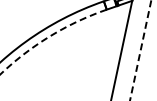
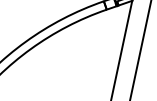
arc: dashed -> solid (48, 37)
line: dashed -> solid (140, 49)
